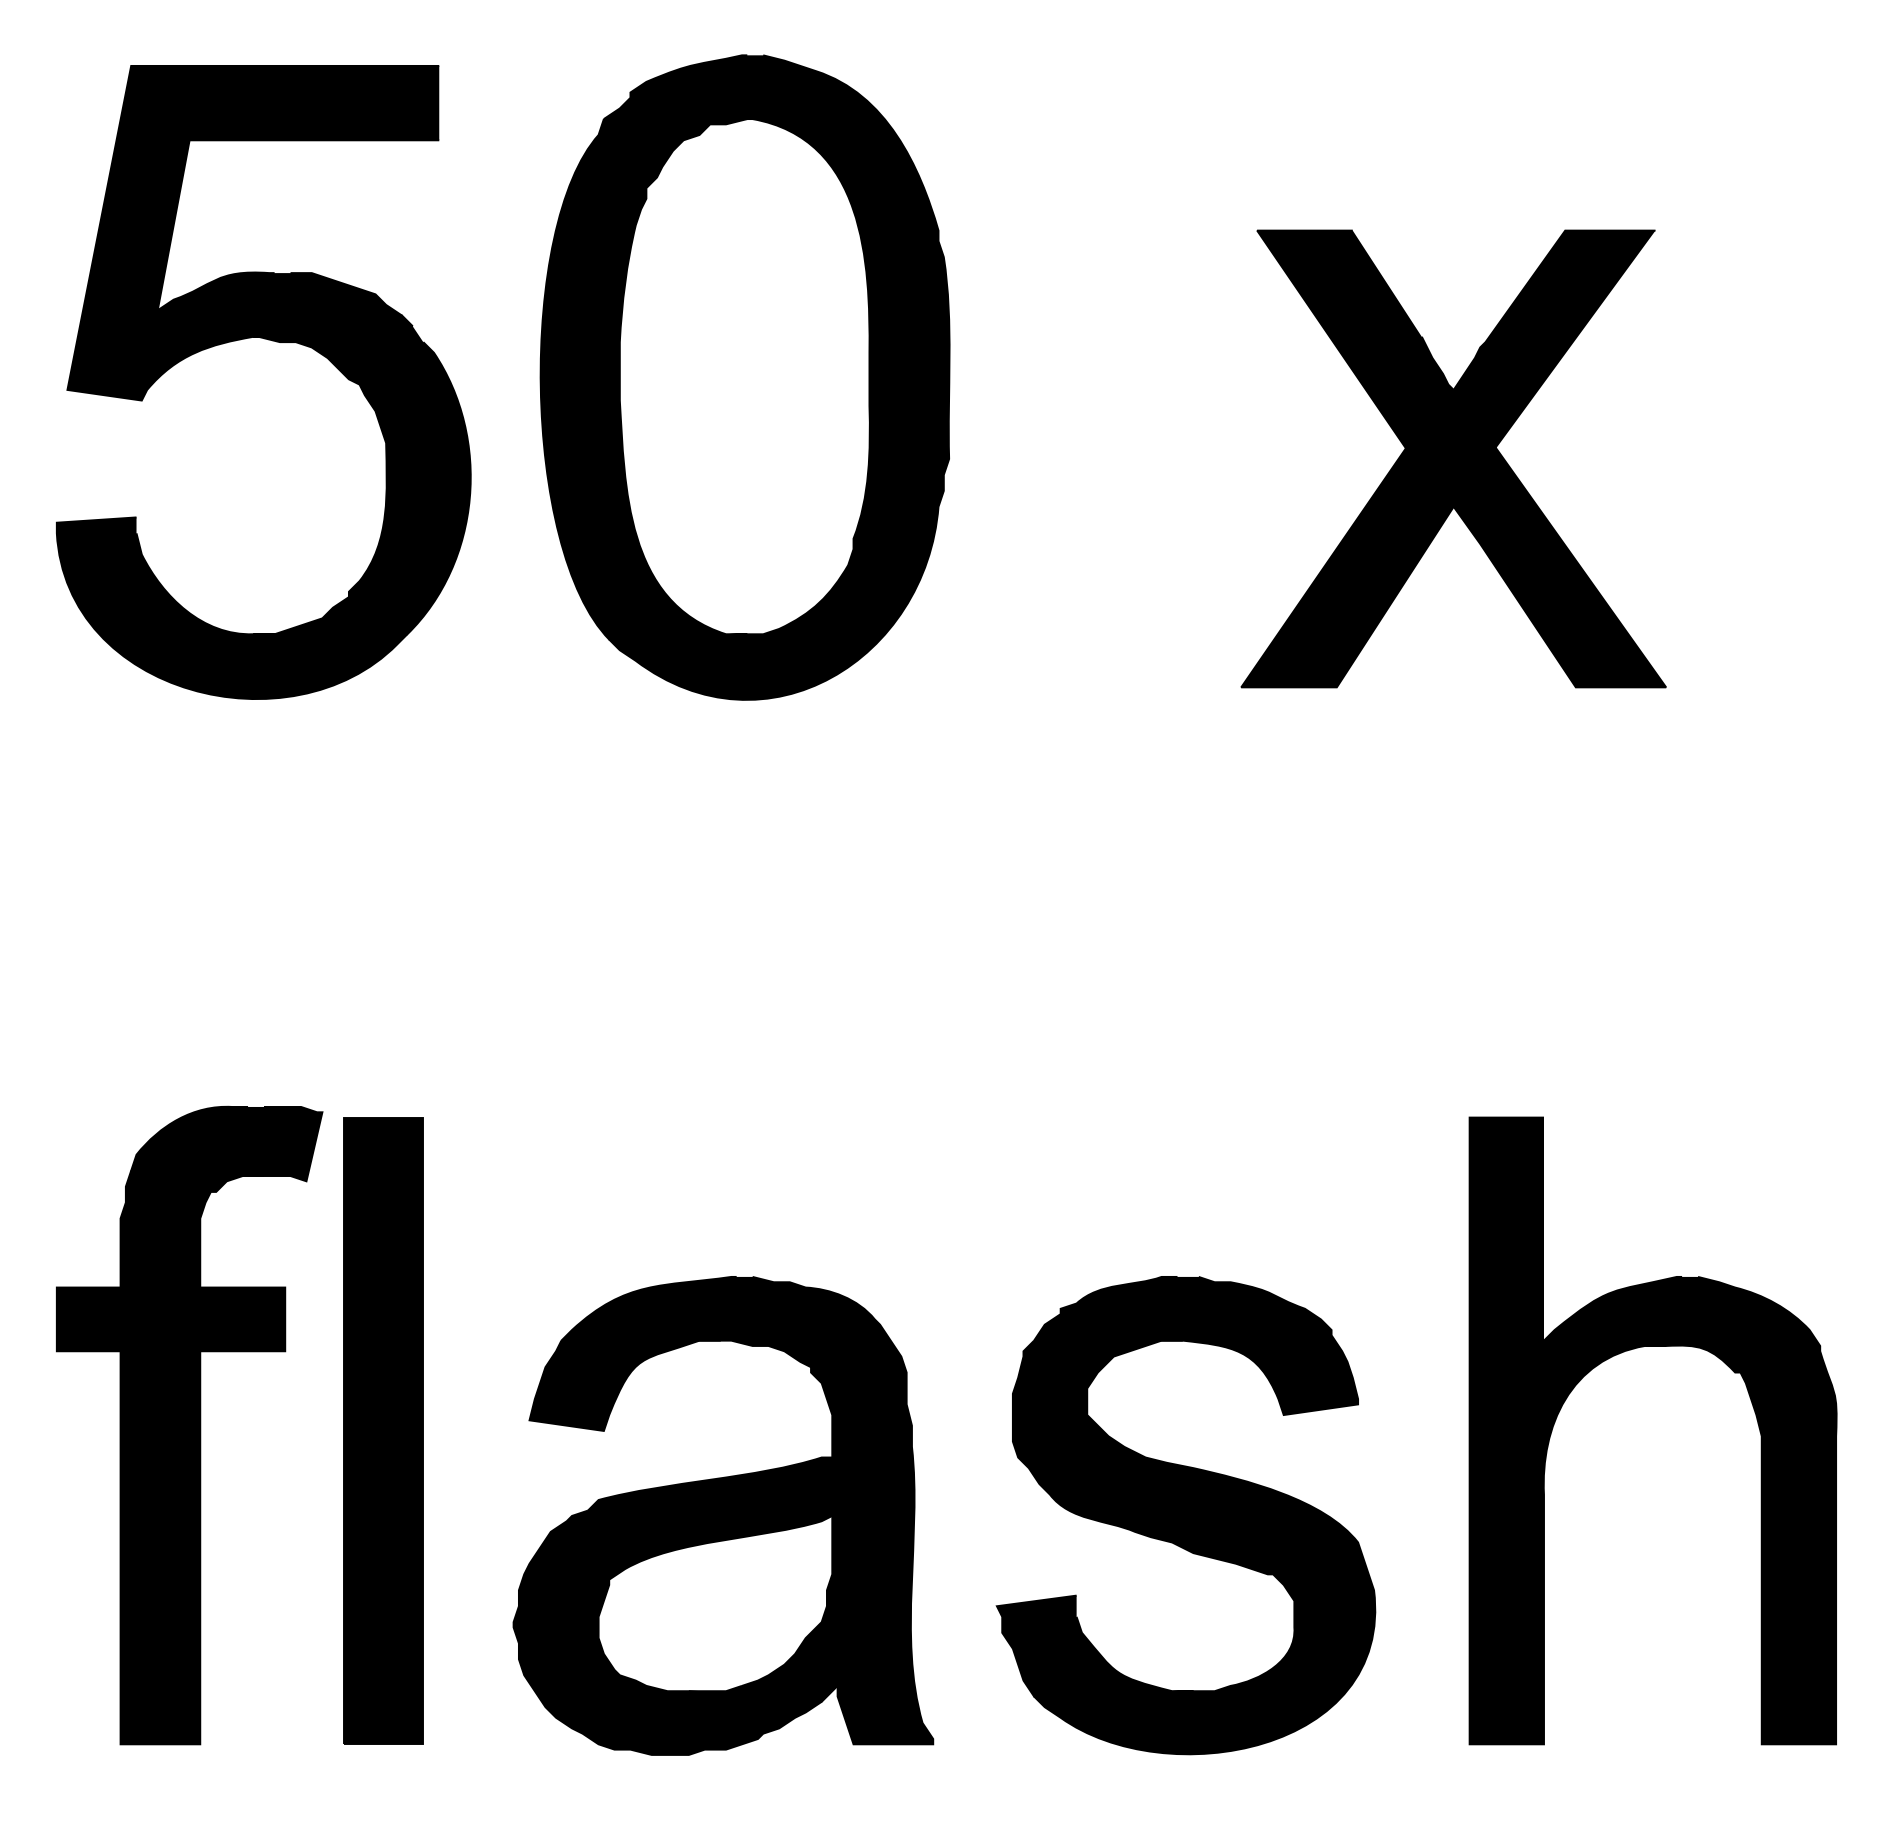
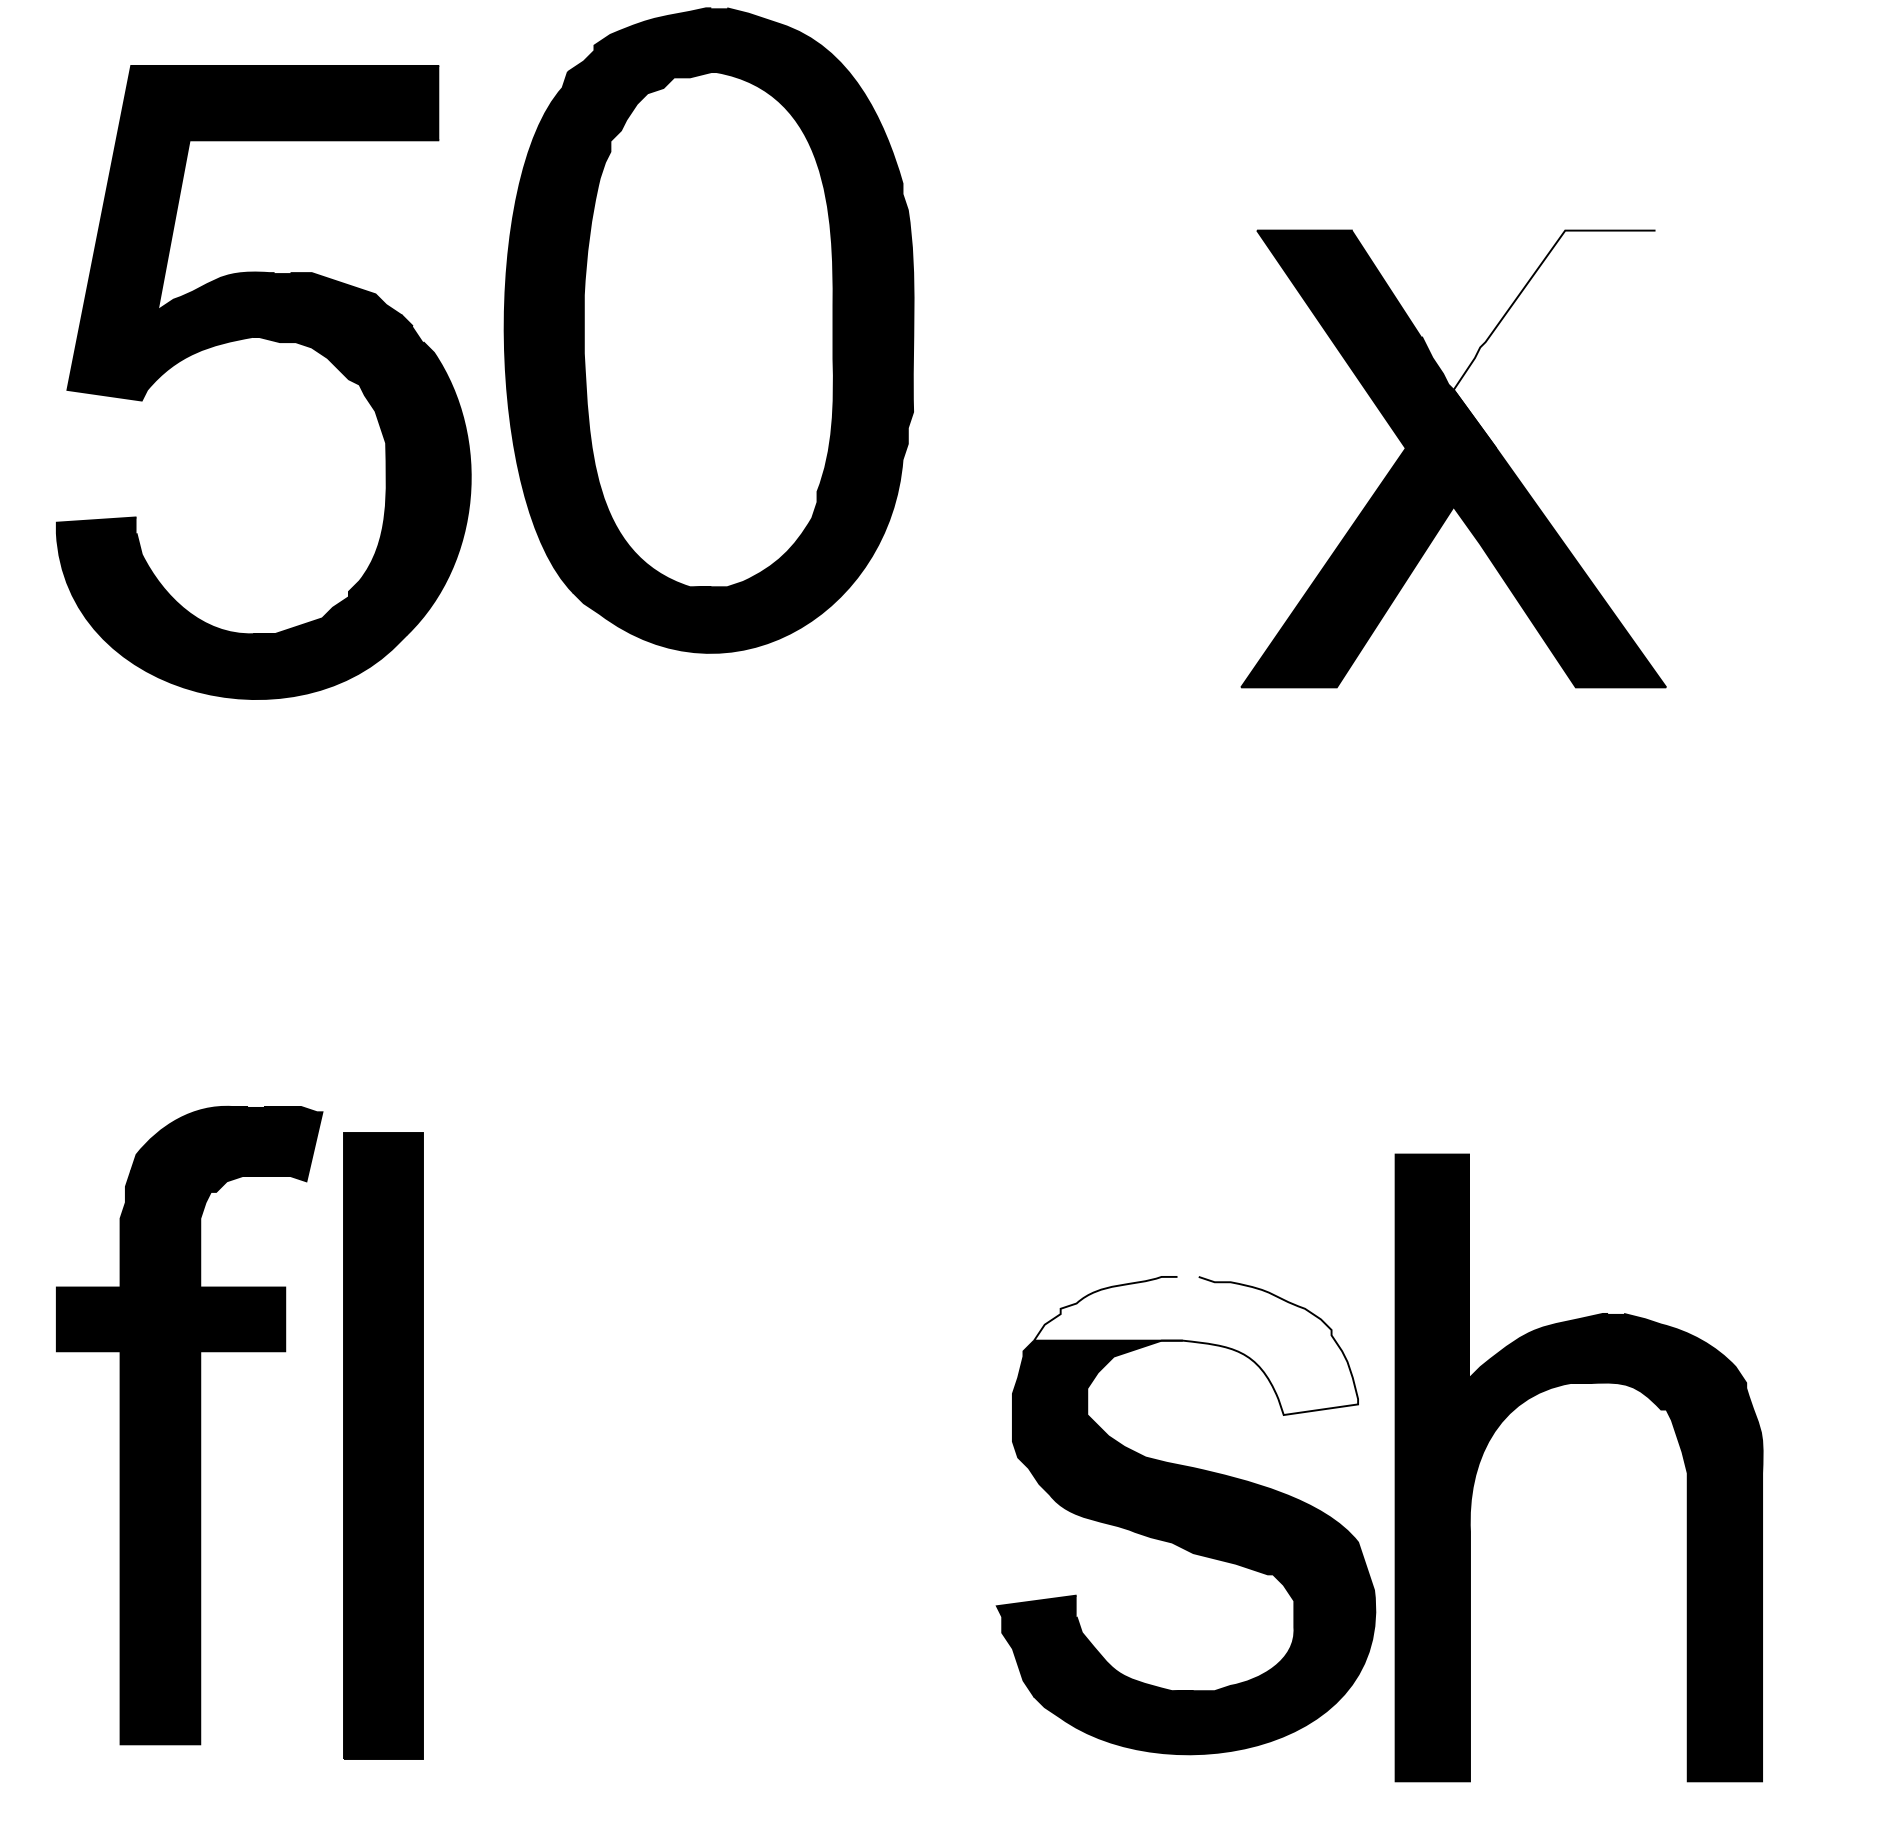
fill: present -> none (1554, 339)
part position: (744, 377) -> (708, 330) (708, 330)
fill: present -> none (1196, 1345)
part position: (1631, 1350) -> (1557, 1387) (1557, 1387)
part position: (383, 1430) -> (383, 1445) (383, 1445)
part: present -> none (723, 1515)
